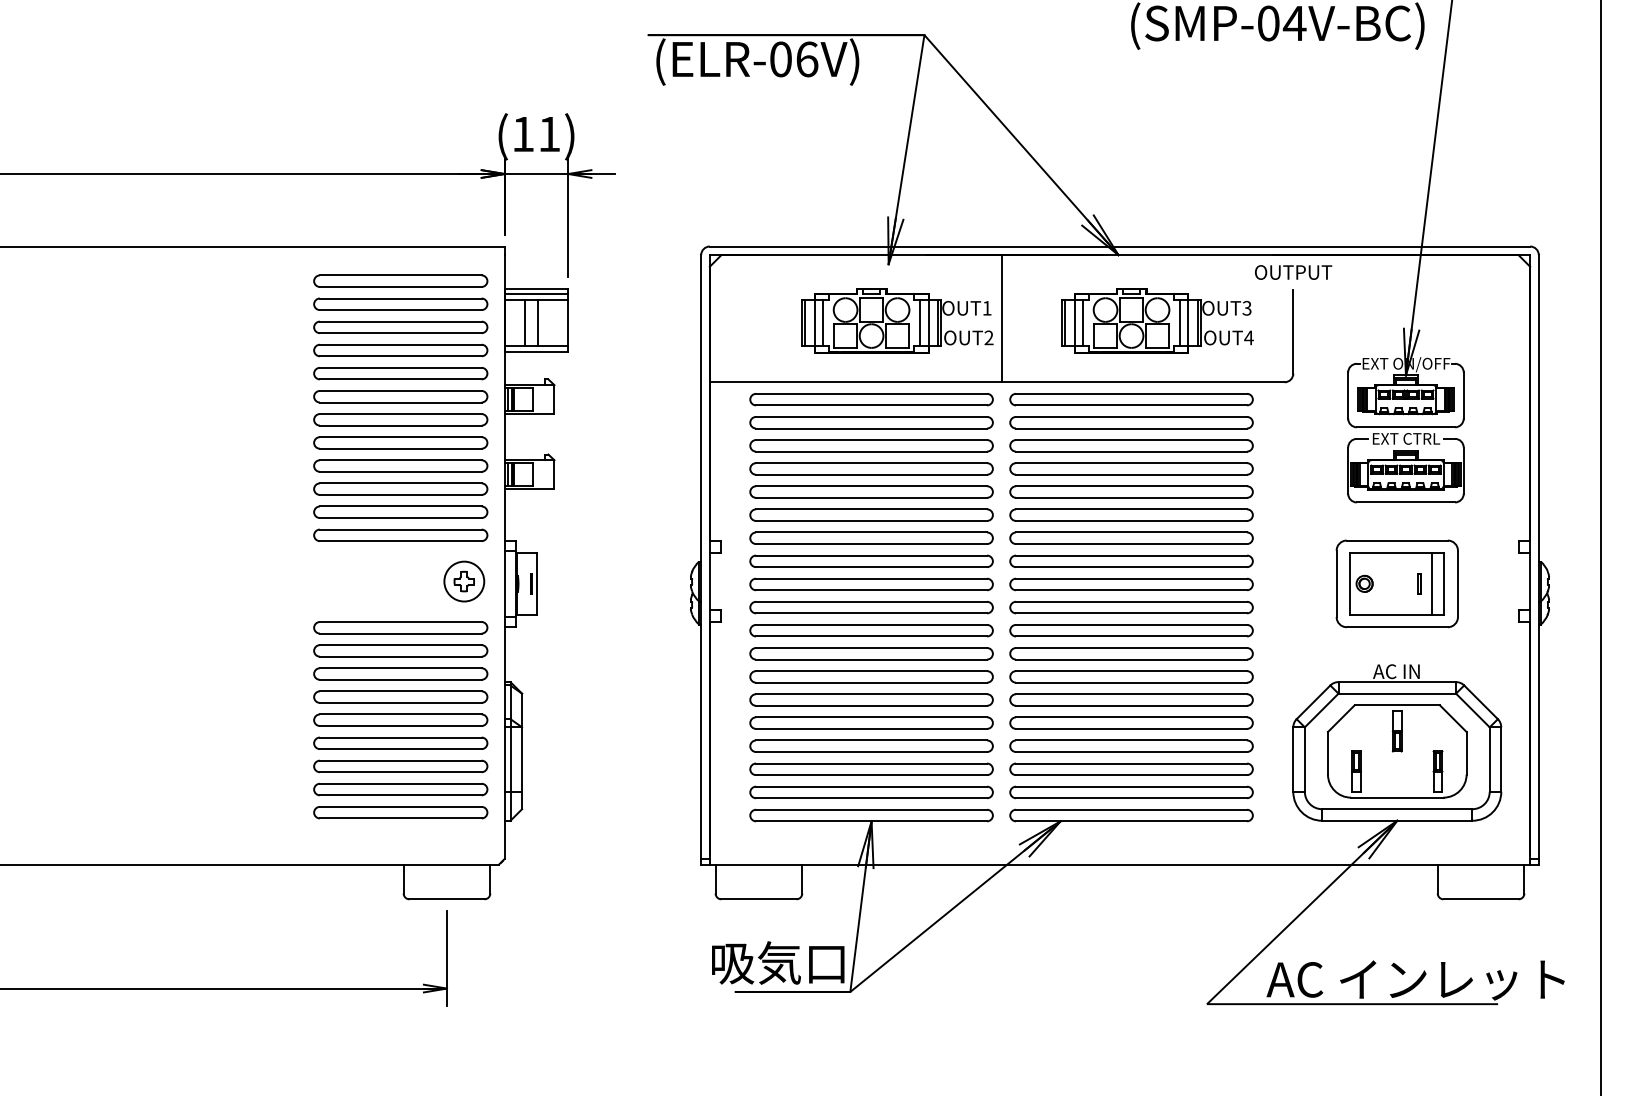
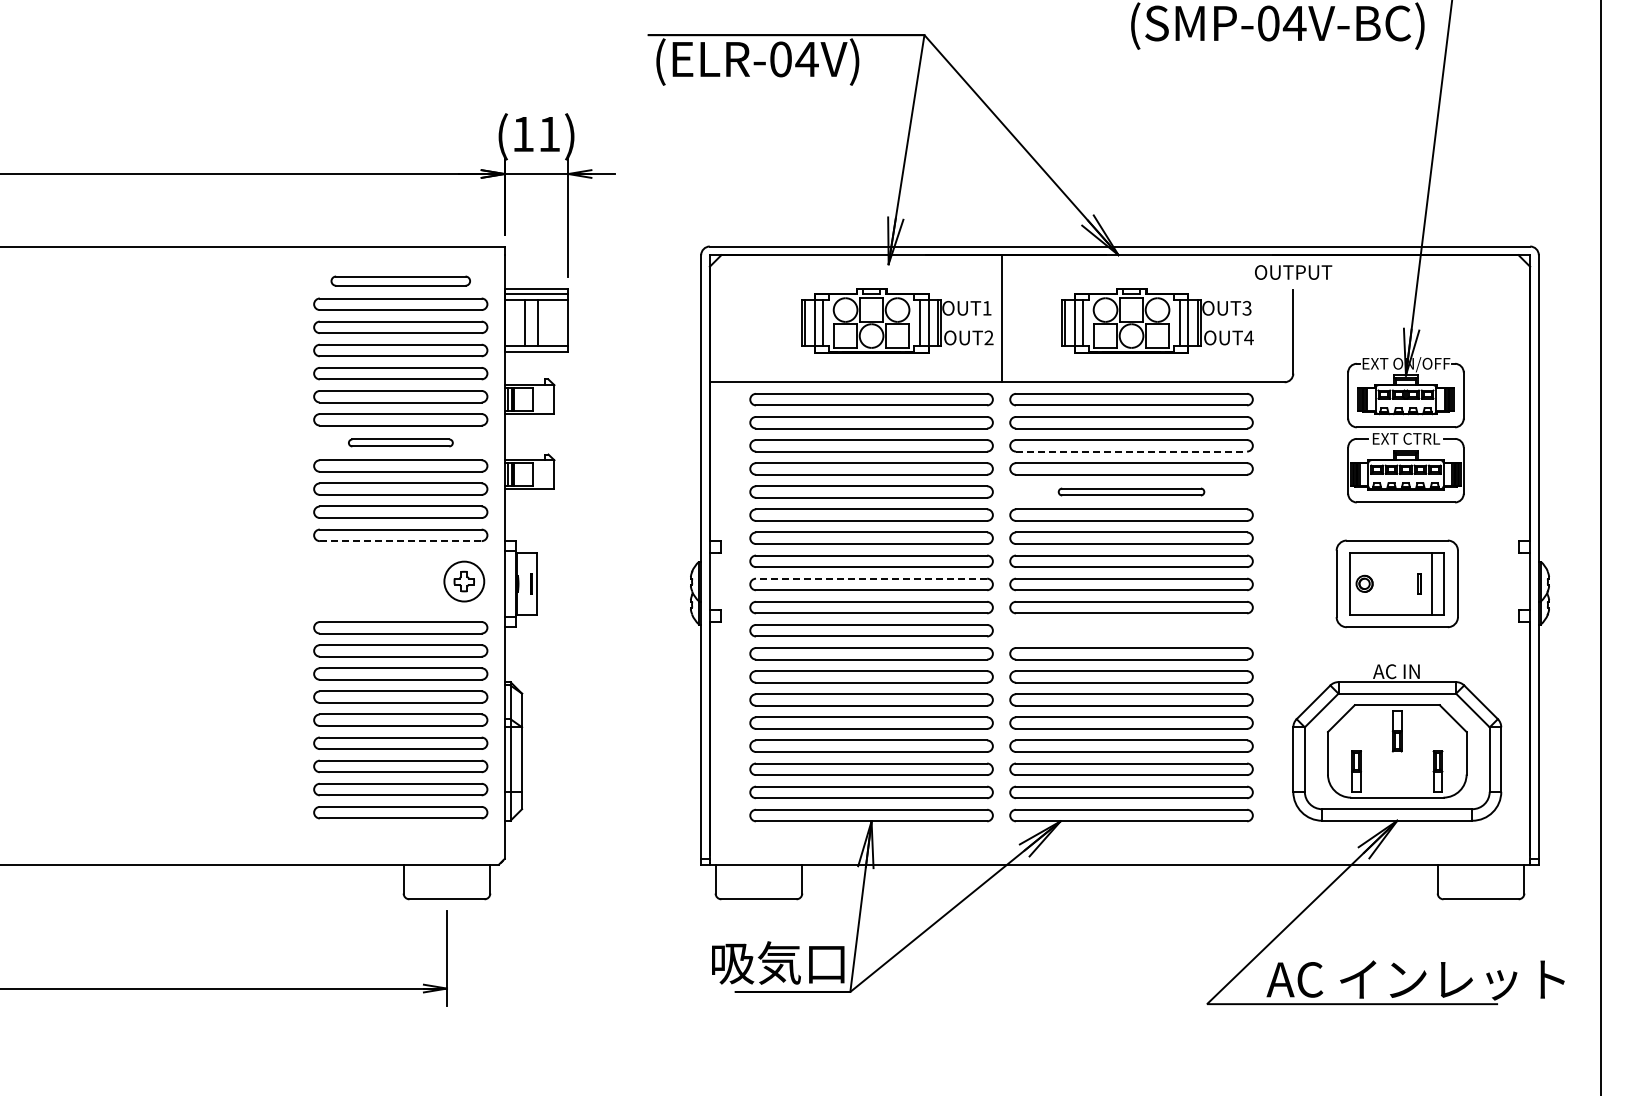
text: (ELR-06V) -> (ELR-04V) (806, 59)
part size: 176x14 px -> 141x12 px (400, 280)
part size: 176x14 px -> 106x10 px (400, 442)
line: solid -> dashed (1131, 451)
part size: 245x14 px -> 149x10 px (1131, 491)
line: solid -> dashed (400, 541)
line: solid -> dashed (871, 578)
part: present -> none (1131, 630)
